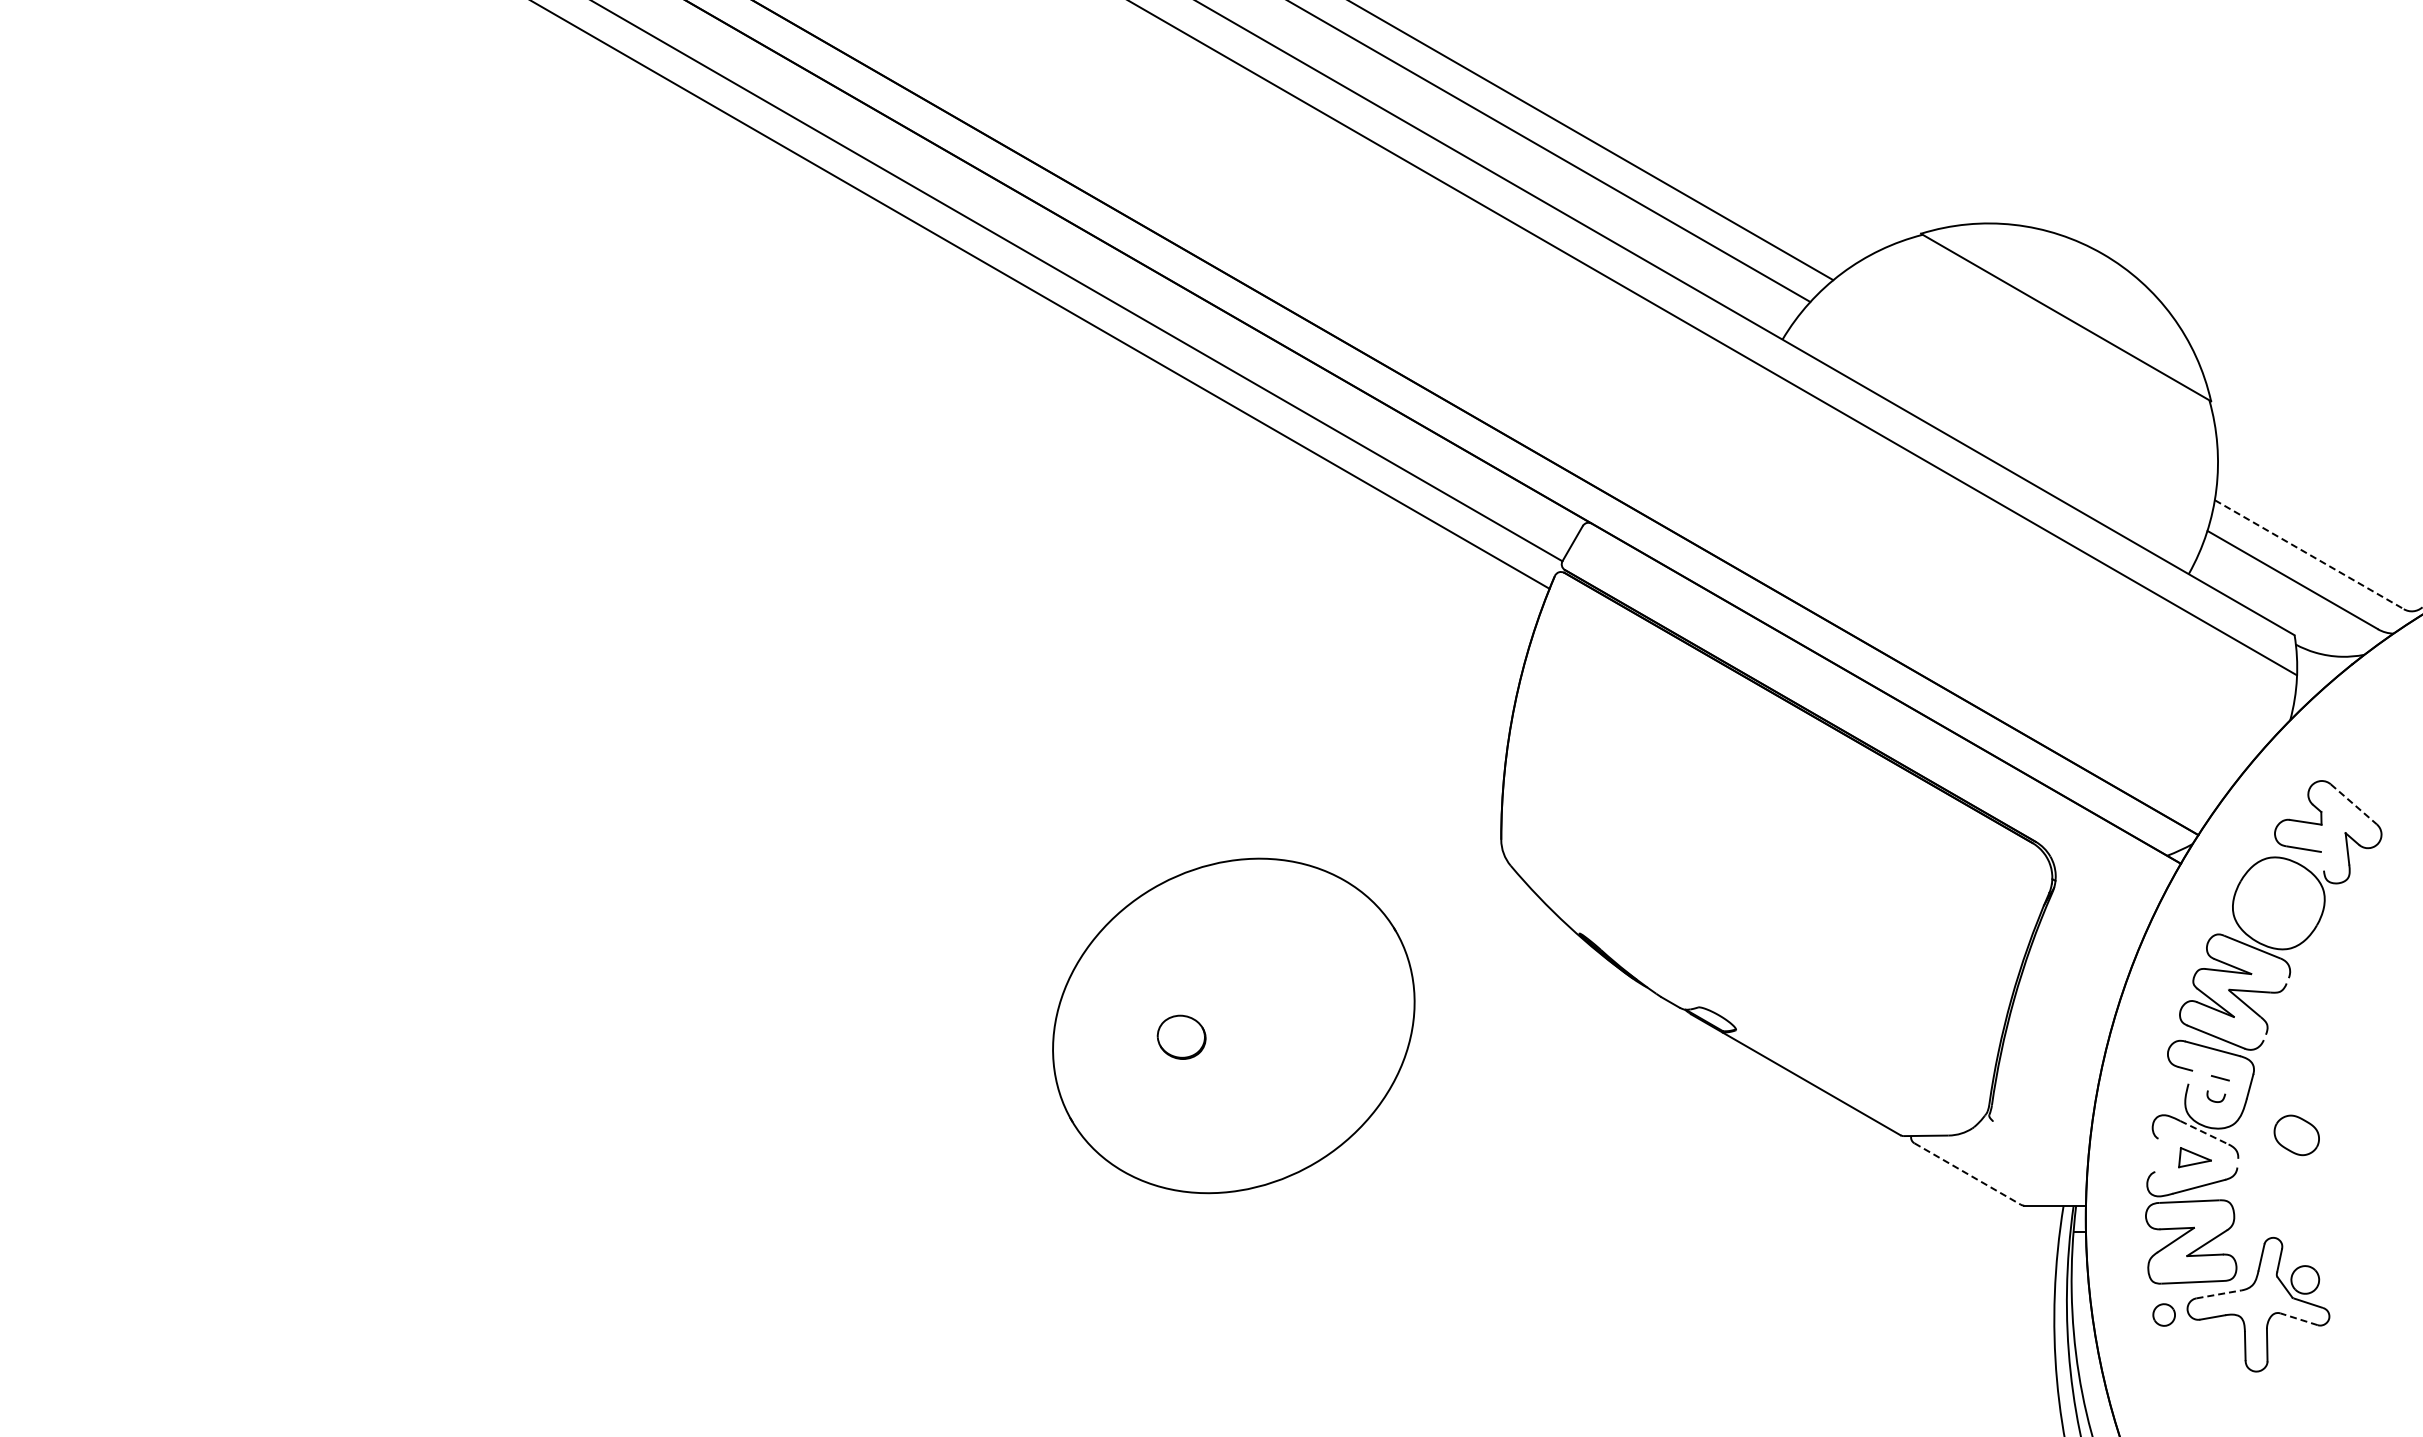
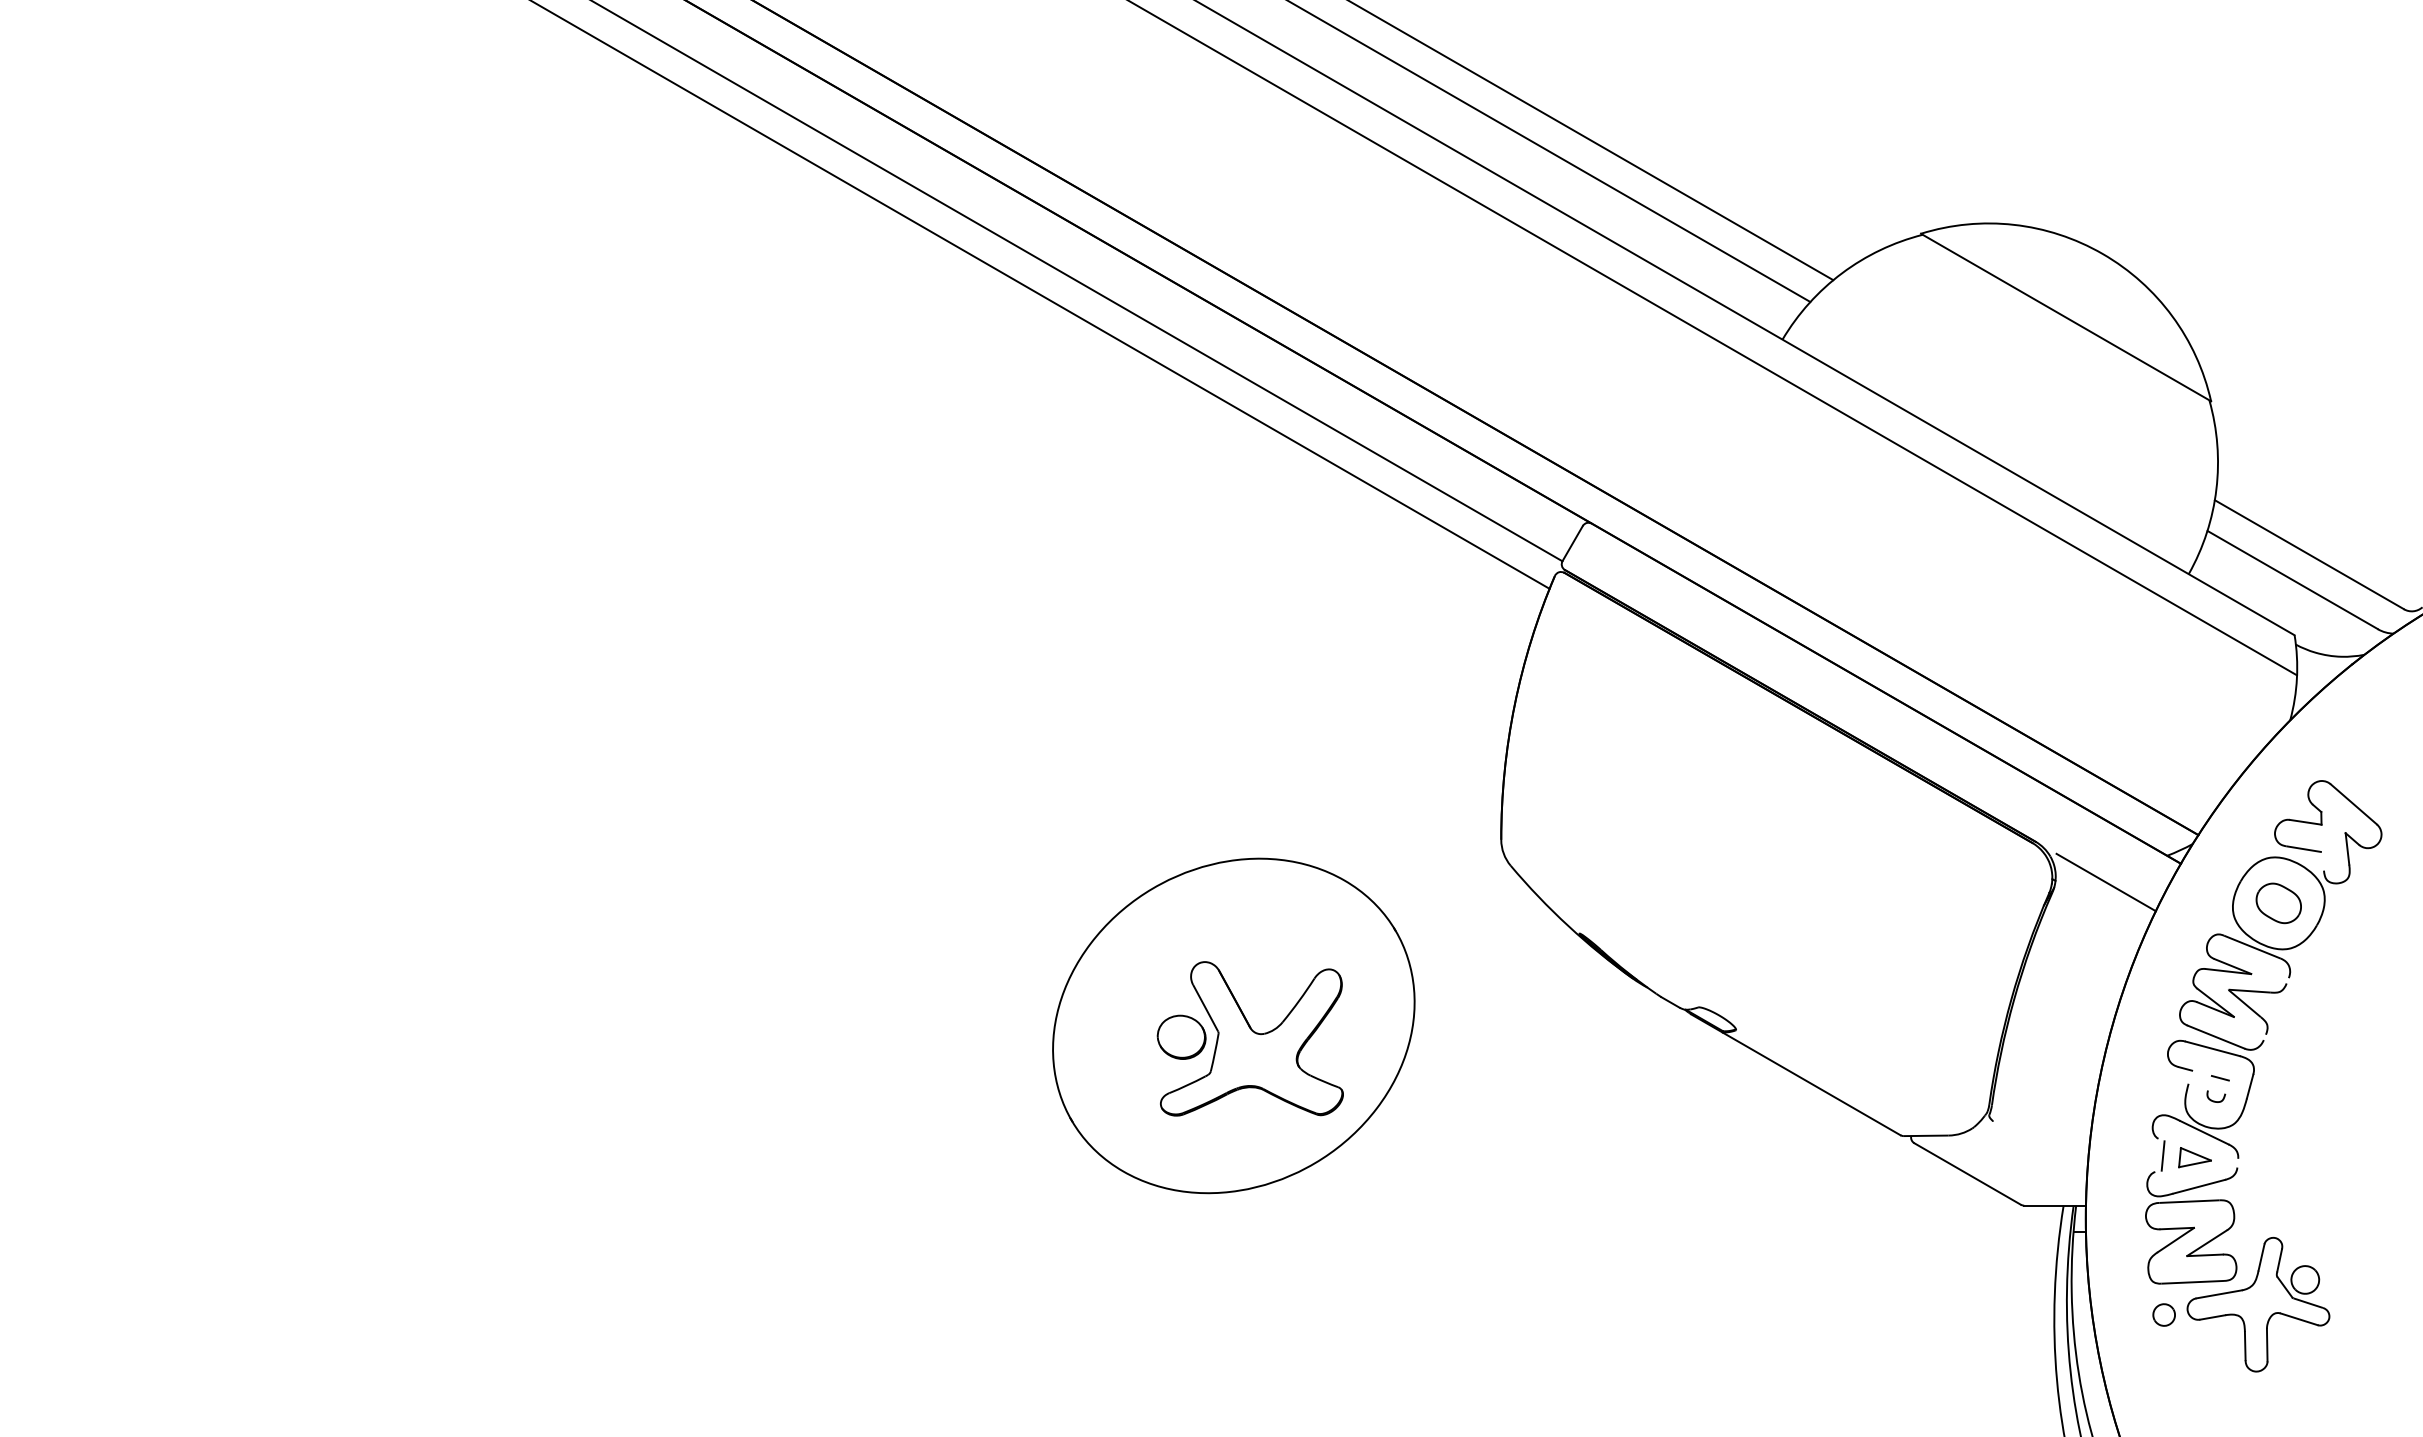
line: dashed -> solid (2309, 554)
line: dashed -> solid (2353, 804)
line: none -> present (2105, 882)
part: none -> present (1251, 1038)
line: dashed -> solid (2204, 1132)
part position: (2296, 1135) -> (2278, 903) (2278, 903)
line: none -> present (2162, 1155)
line: dashed -> solid (1968, 1174)
line: dashed -> solid (2219, 1294)
line: dashed -> solid (2298, 1319)
